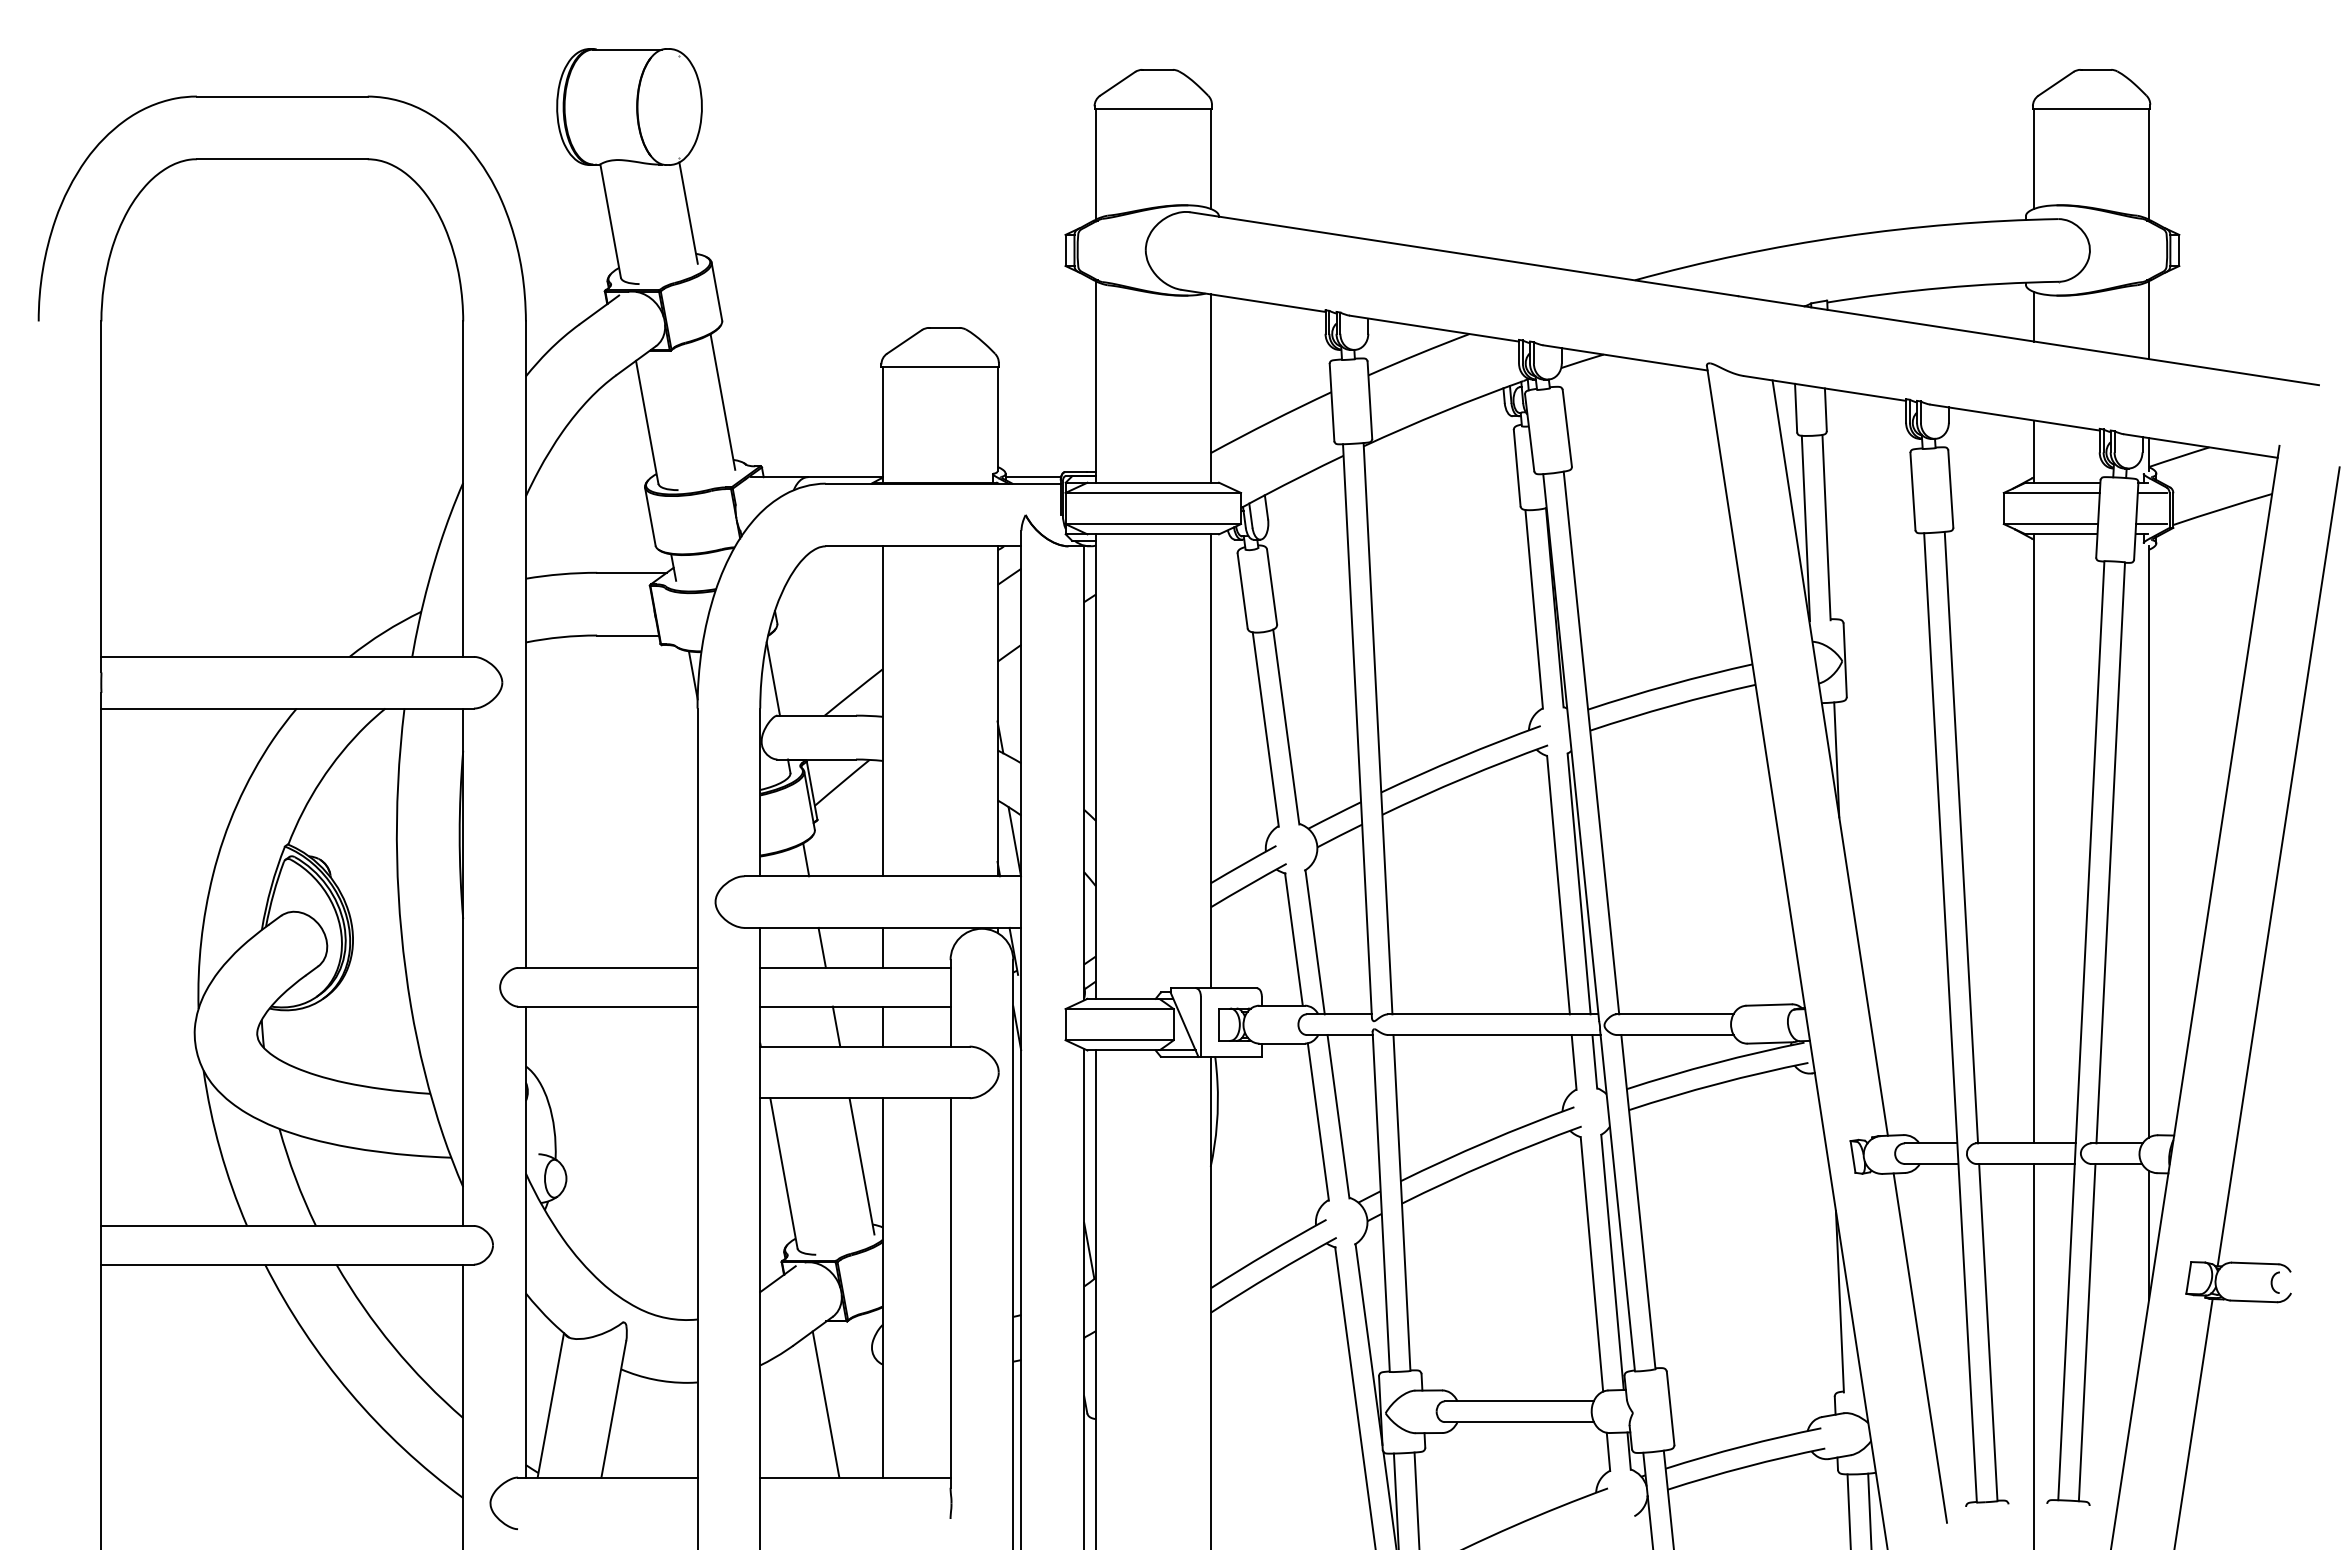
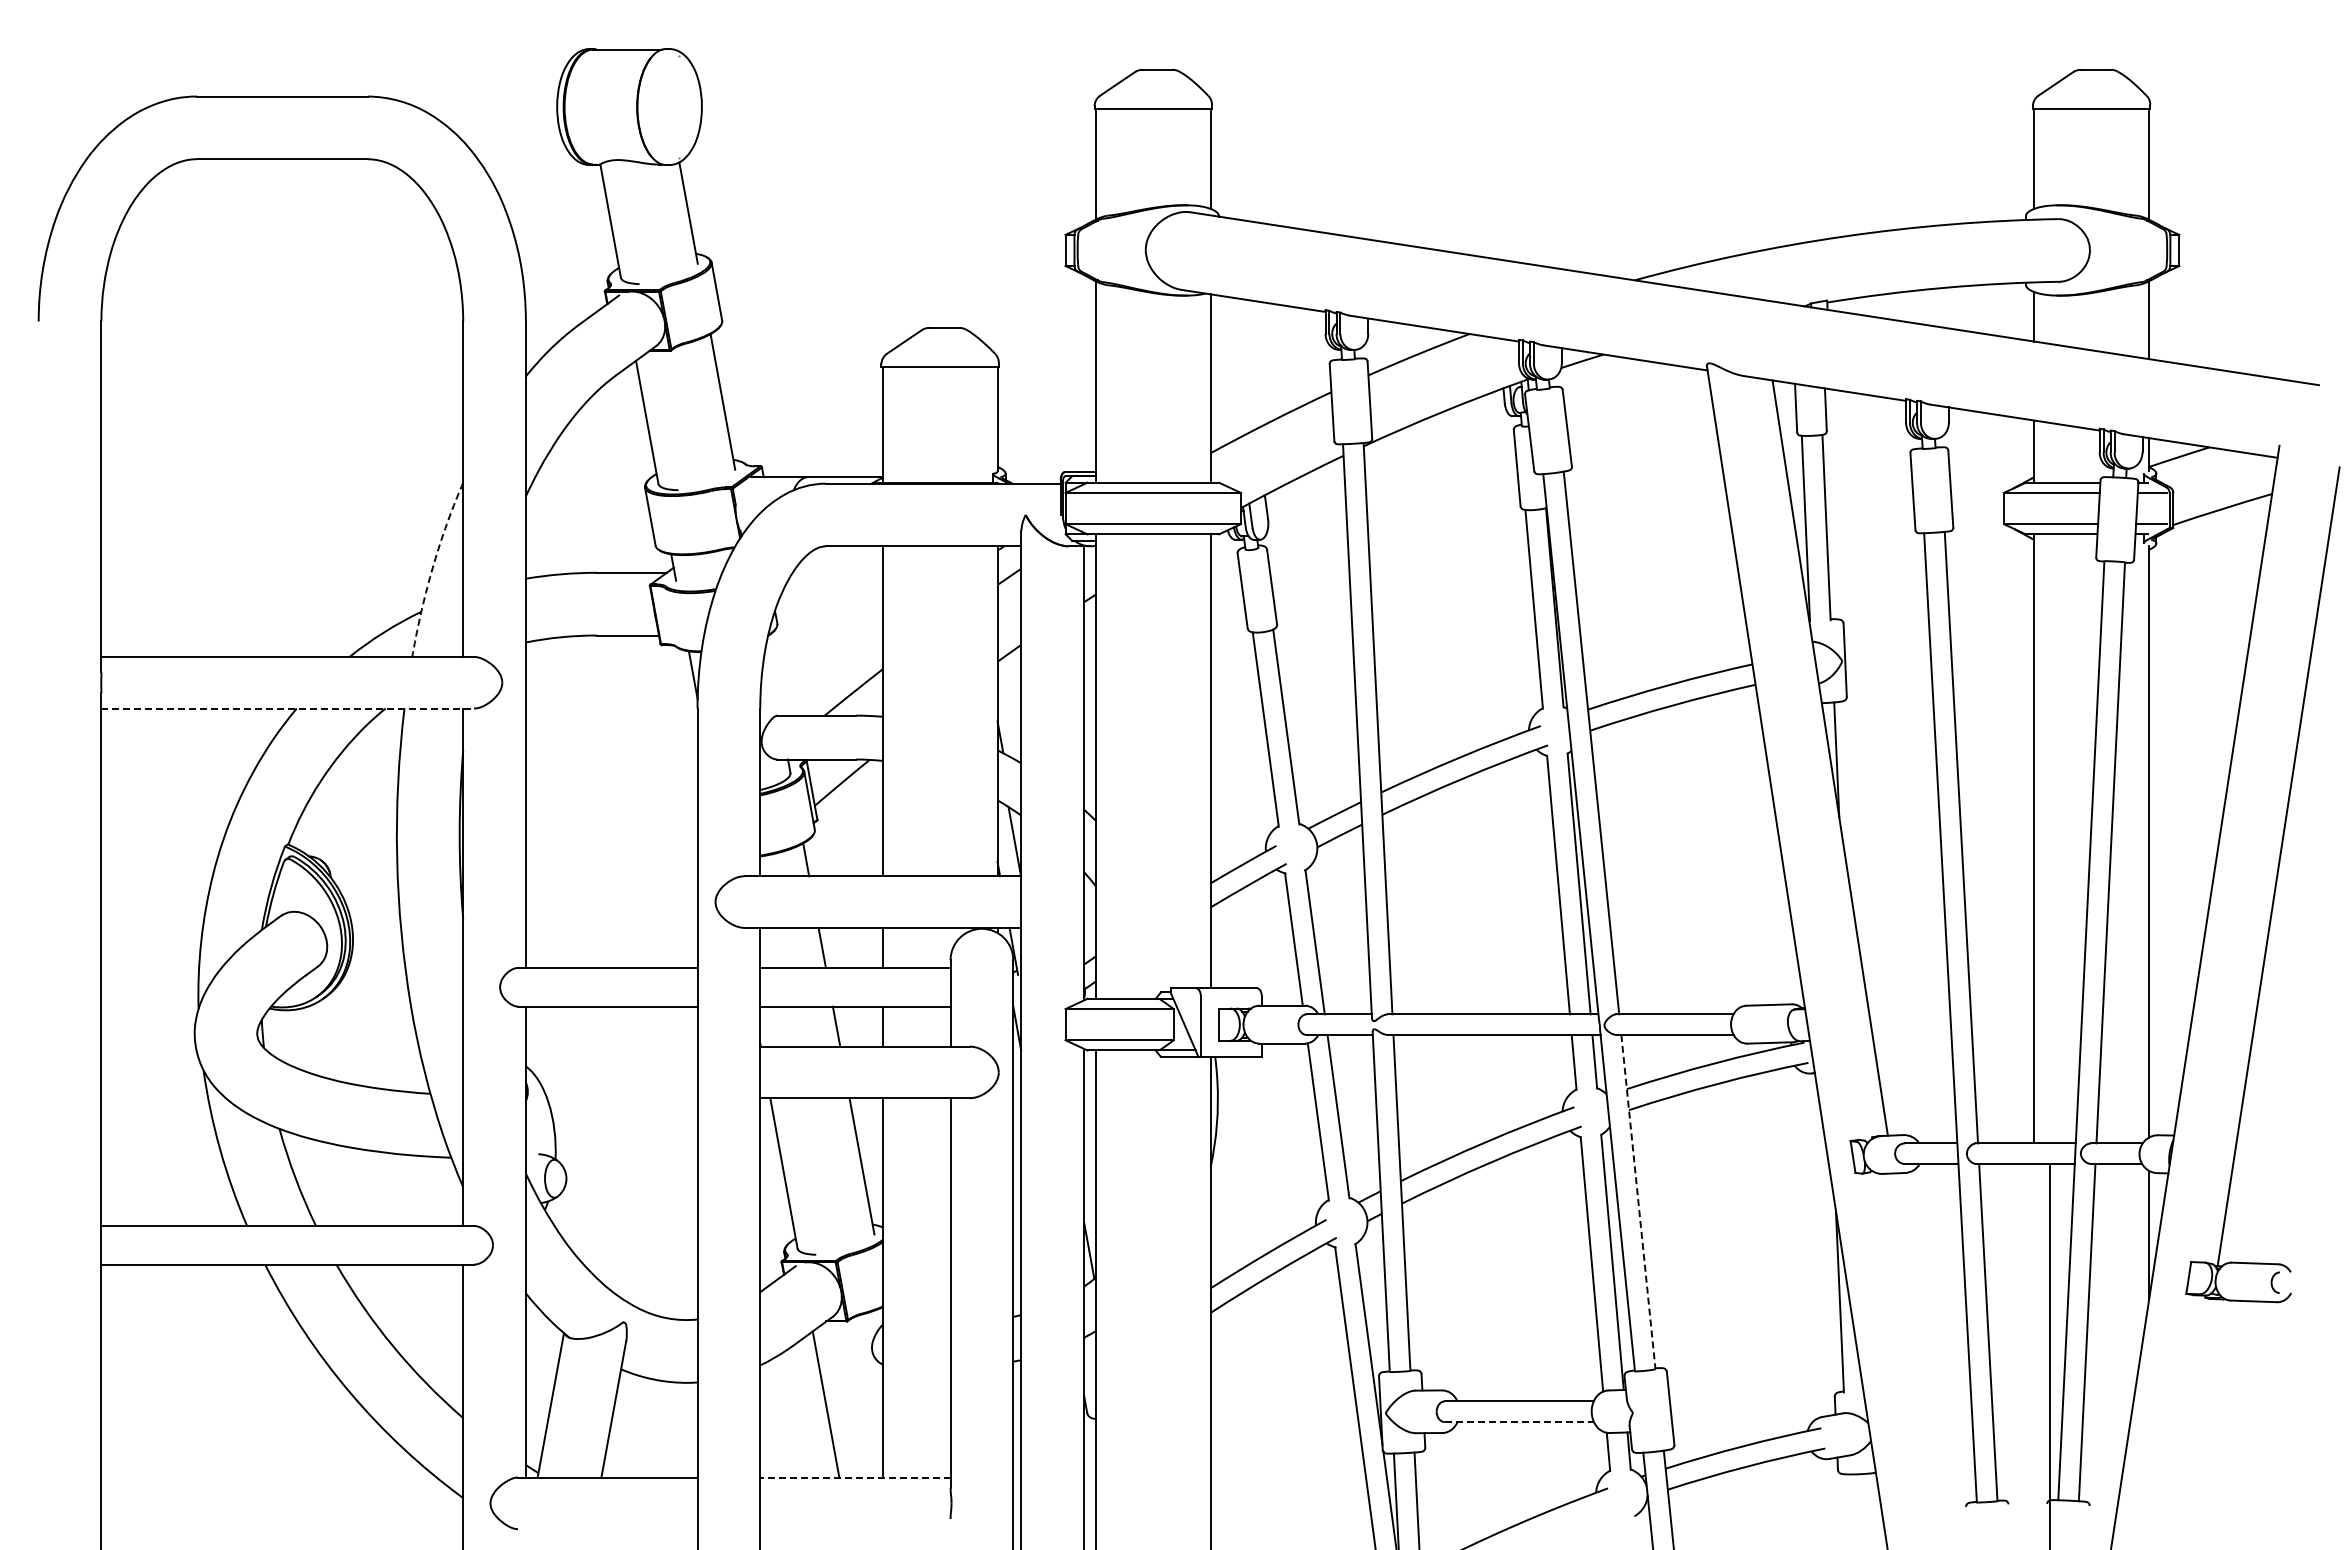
line: present -> none (1033, 477)
line: solid -> dashed (432, 568)
line: present -> none (773, 678)
line: solid -> dashed (288, 708)
line: solid -> dashed (1638, 1202)
line: present -> none (1920, 1347)
line position: (2034, 1355) -> (2050, 1355) (2050, 1355)
line: solid -> dashed (1519, 1422)
line: present -> none (2193, 1422)
line: solid -> dashed (854, 1477)
line: present -> none (1869, 1509)
line: present -> none (1848, 1510)
